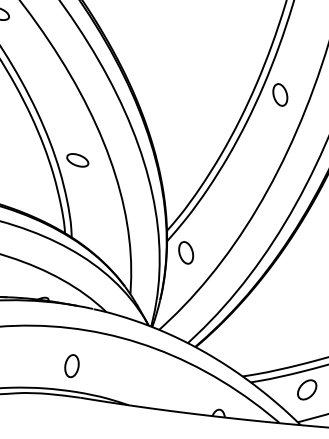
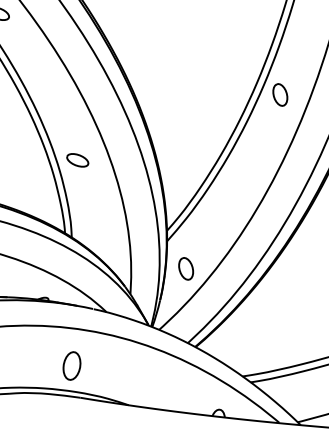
part position: (186, 252) -> (186, 268) (186, 268)
part size: 16x25 px -> 20x30 px (71, 365)
part: present -> none (307, 389)
